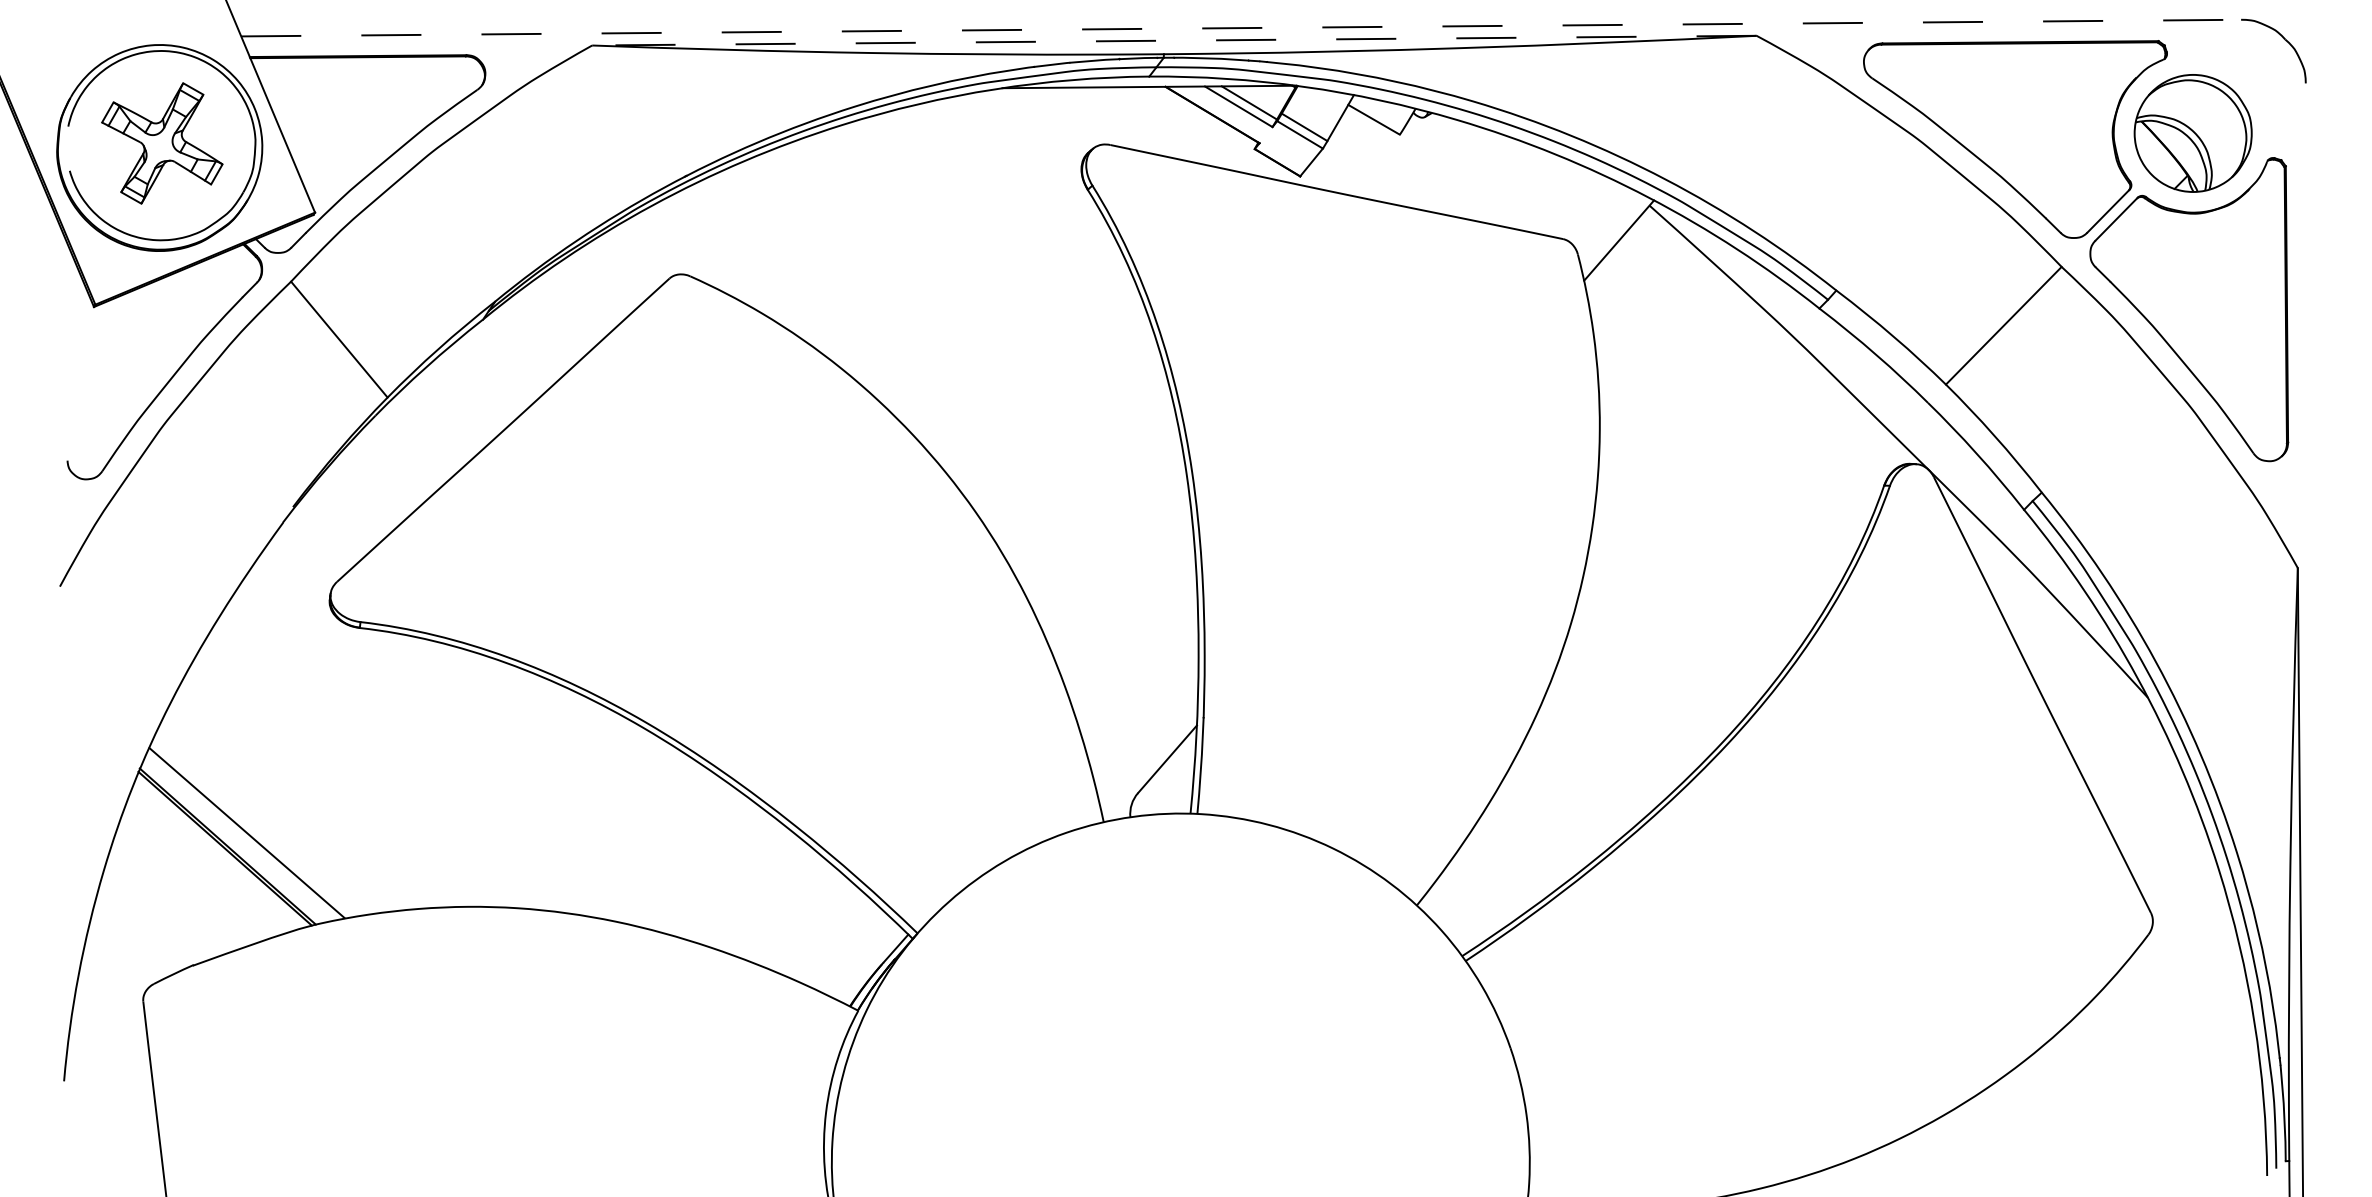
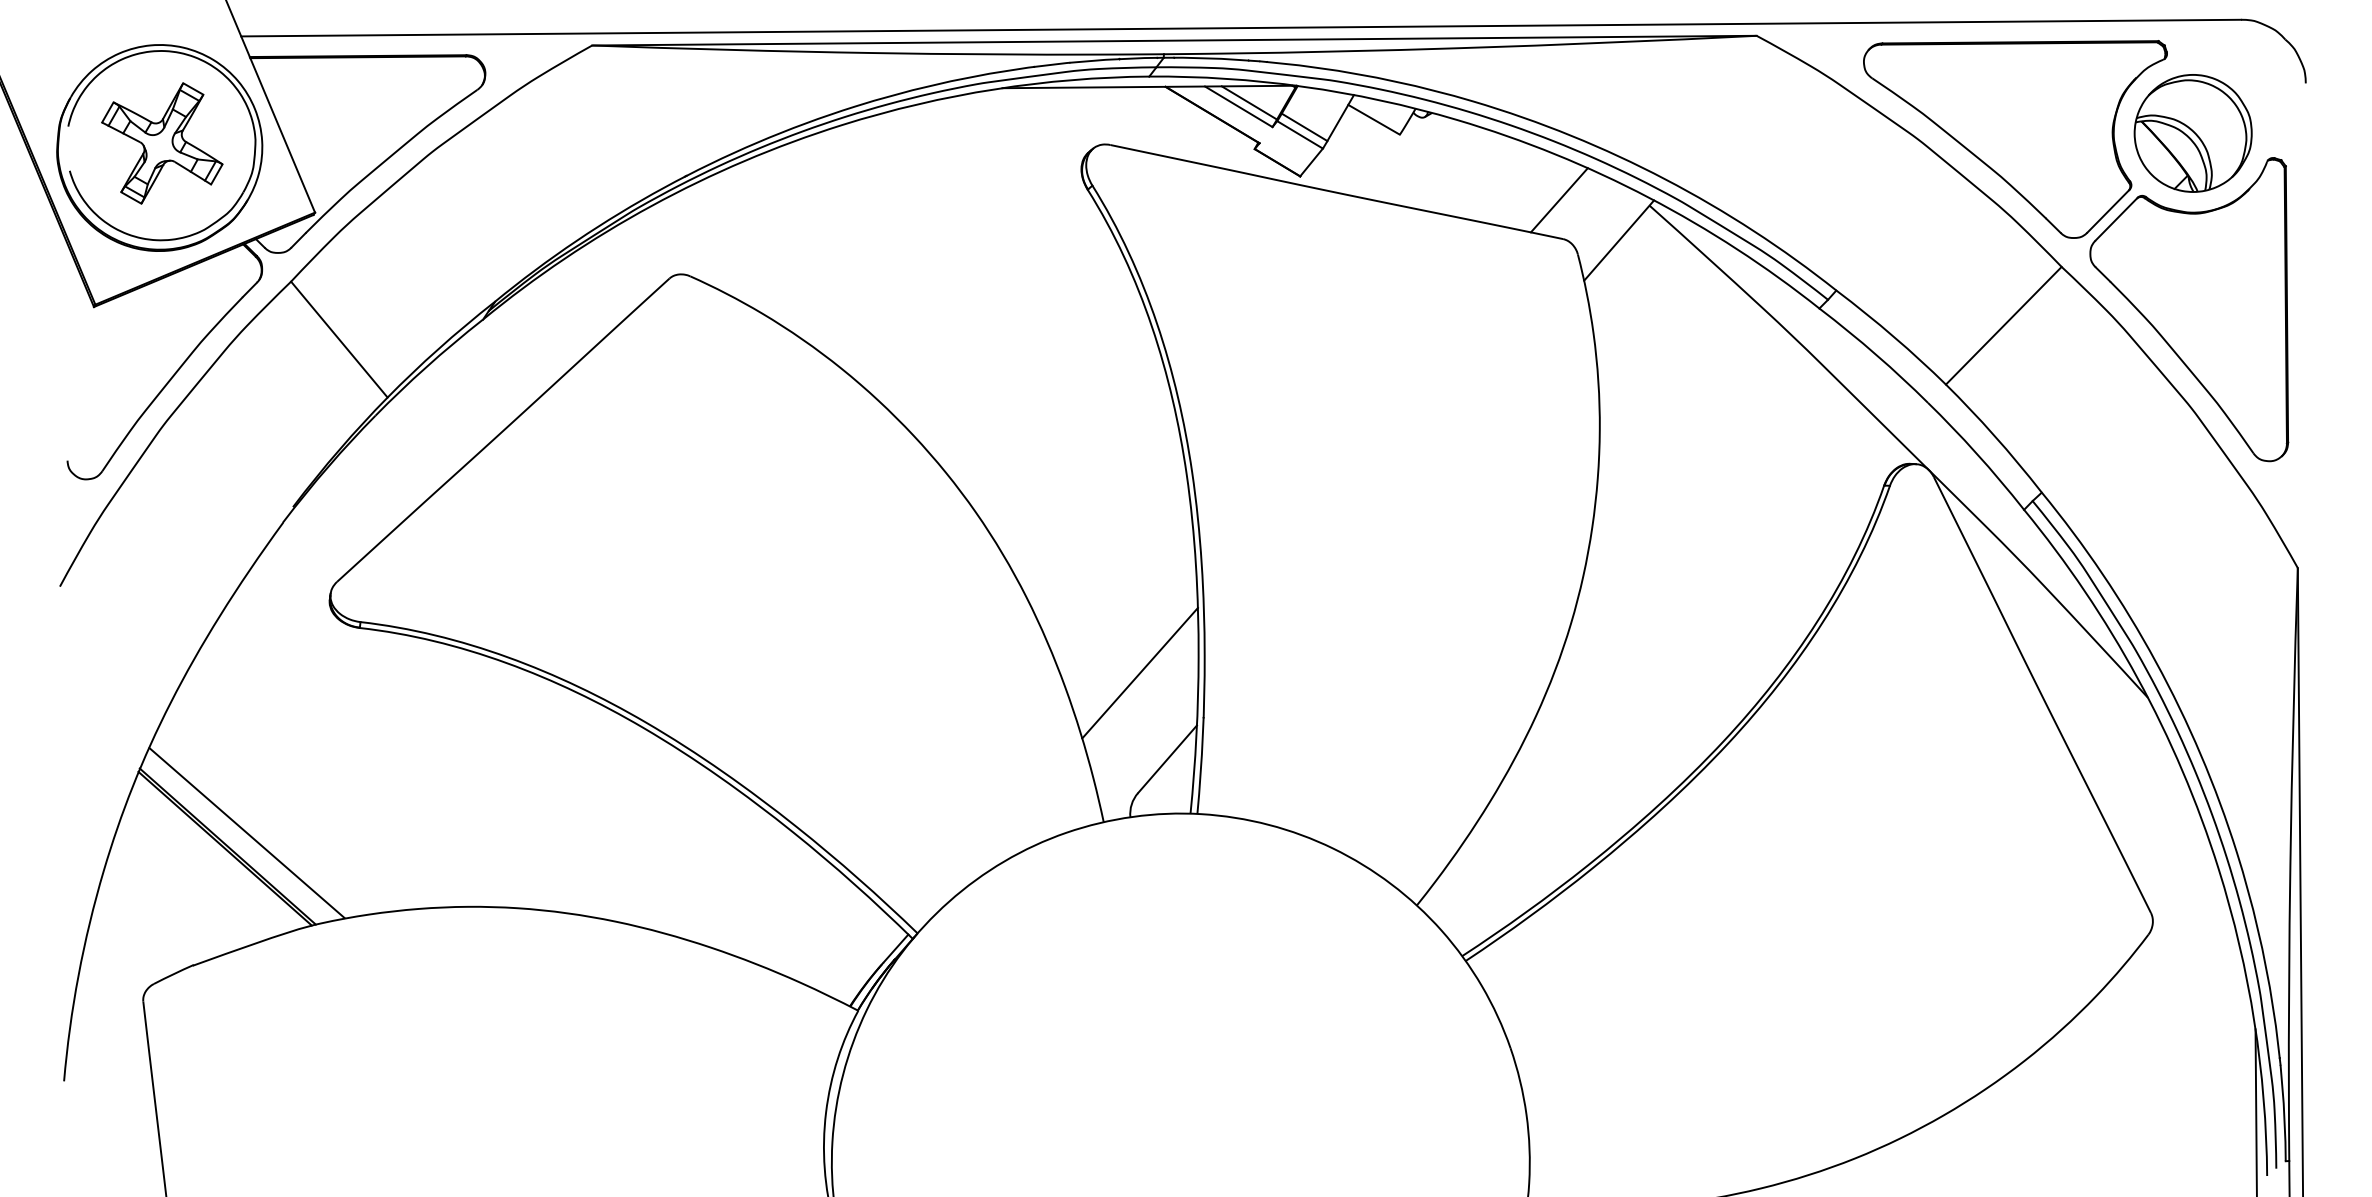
line: dashed -> solid (1241, 28)
line: dashed -> solid (1173, 40)
line: none -> present (1558, 200)
line: none -> present (1139, 672)
line: none -> present (2255, 1111)
